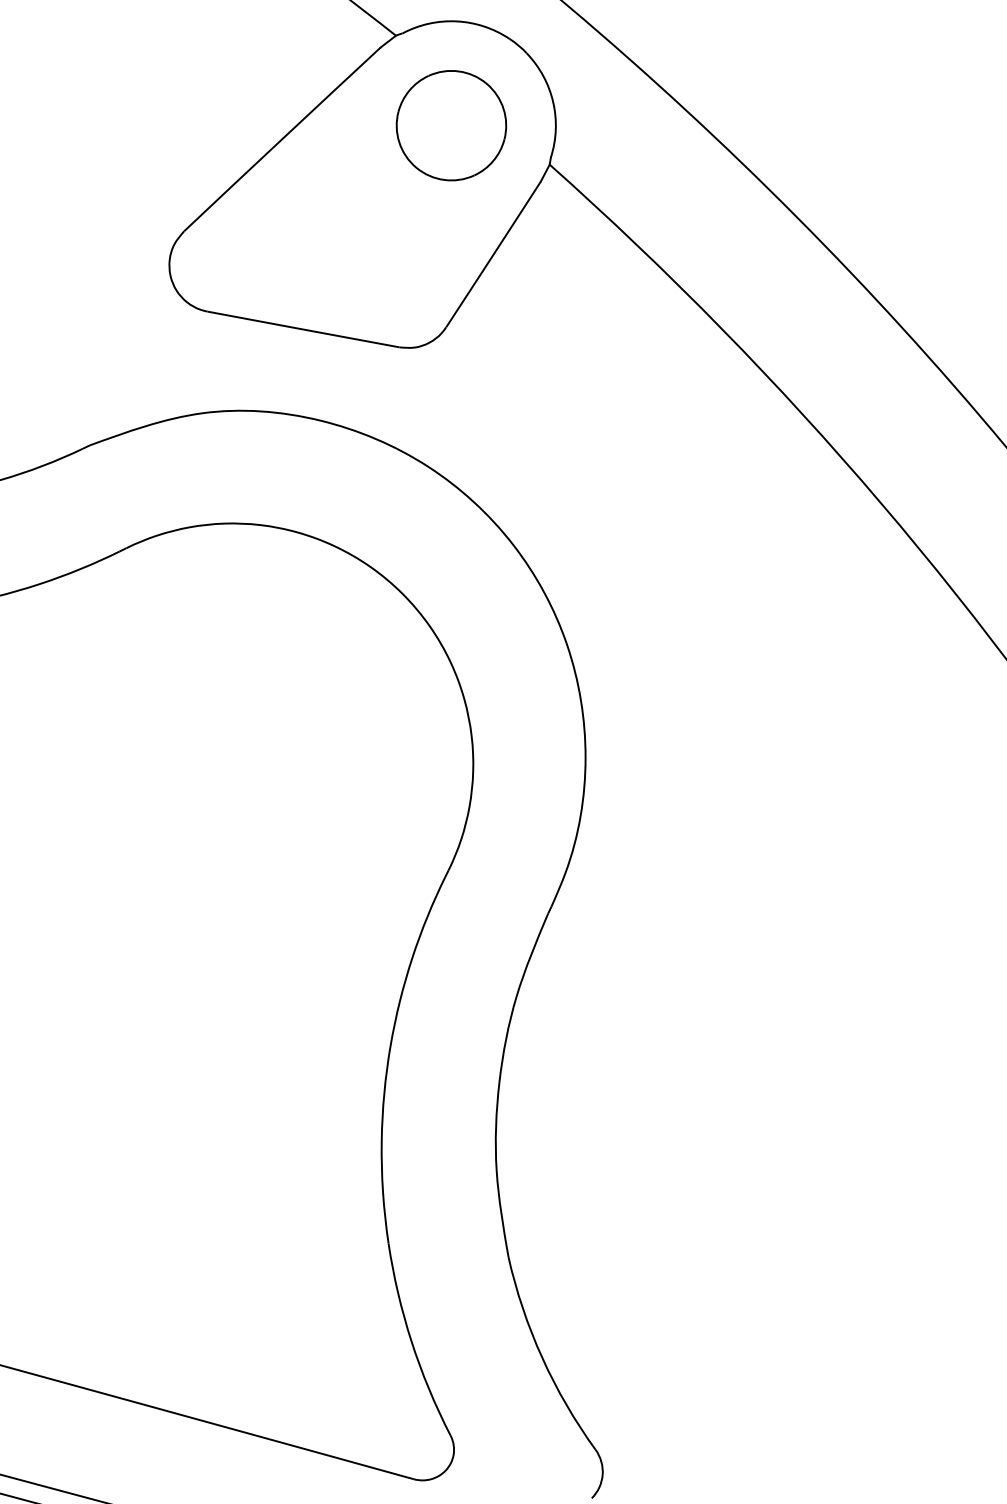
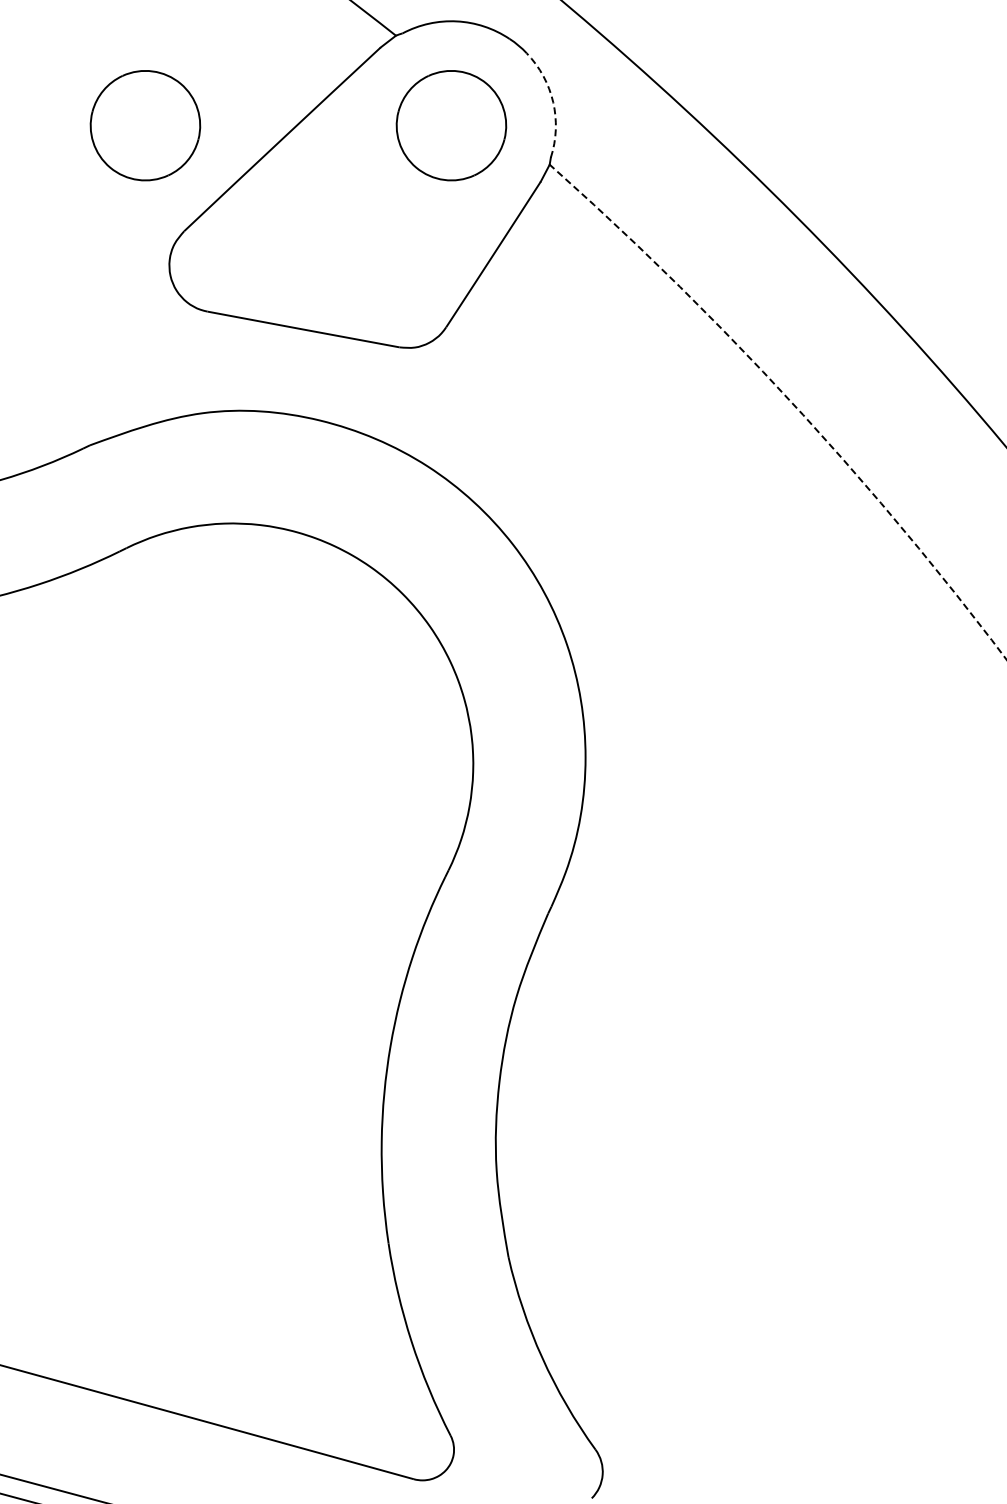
arc: solid -> dashed (553, 102)
part: none -> present (145, 125)
arc: solid -> dashed (789, 400)
